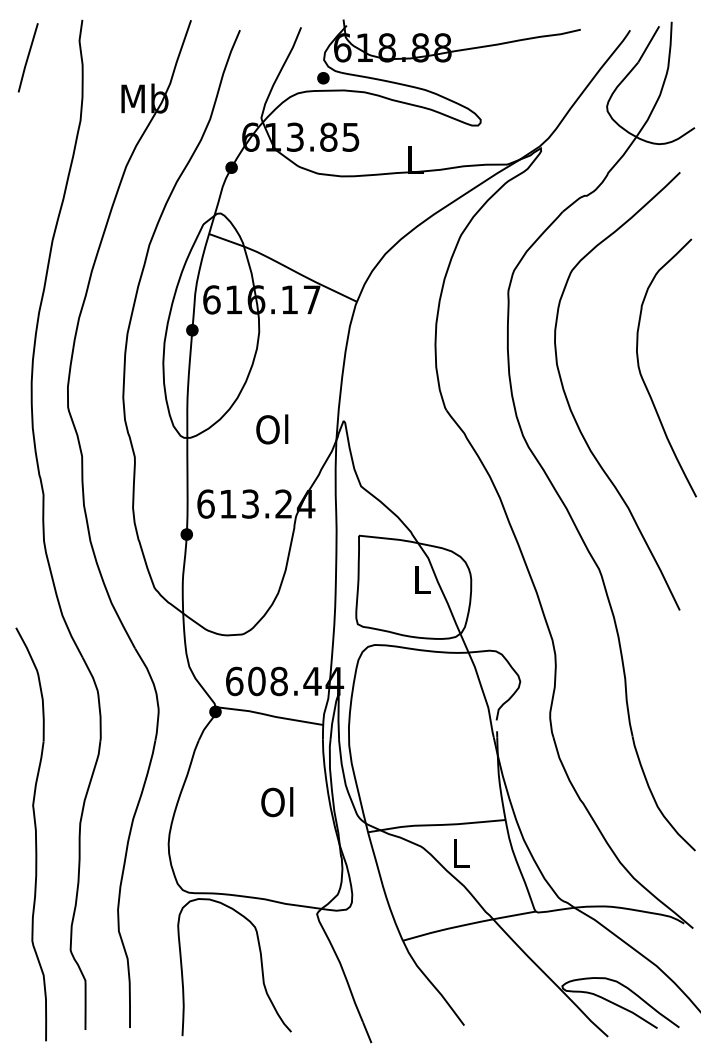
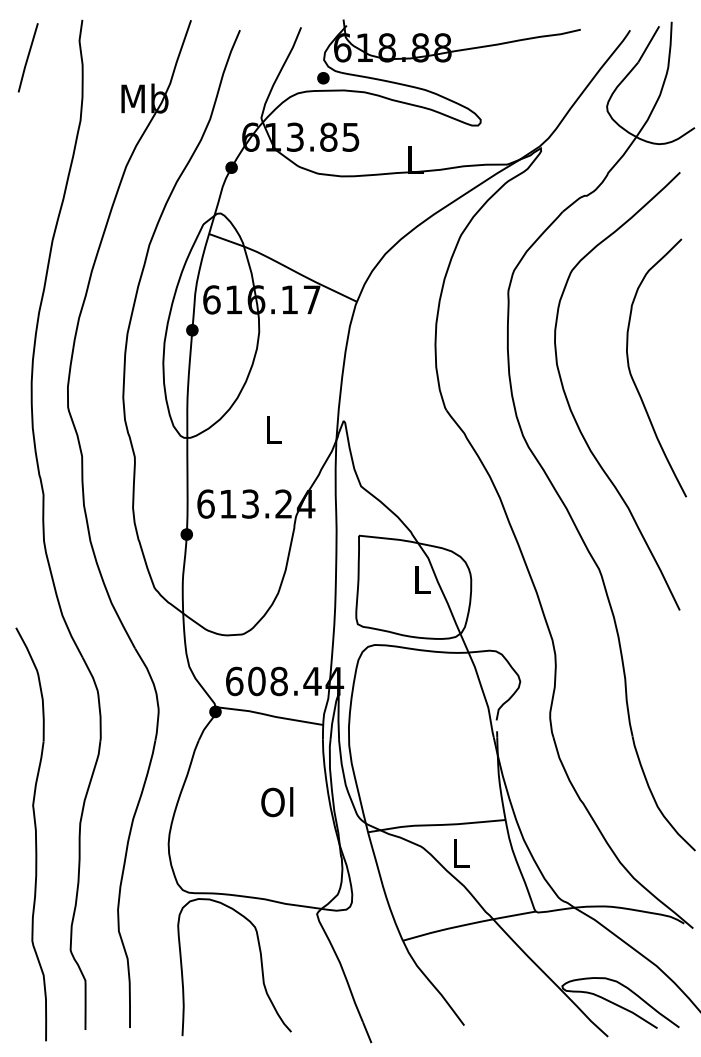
curve position: (642, 375) -> (632, 375) (632, 375)
text: Ol -> L (272, 429)
